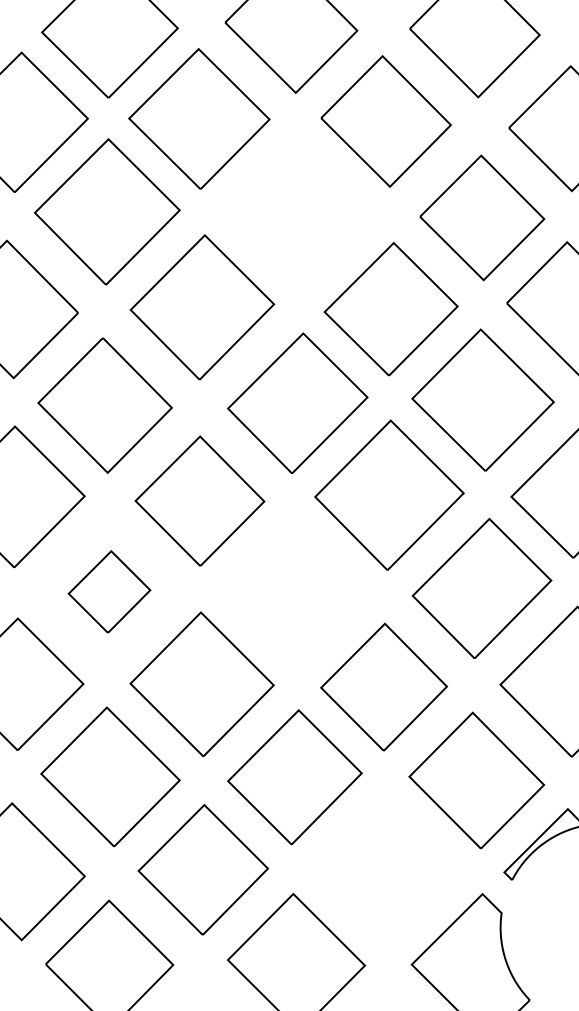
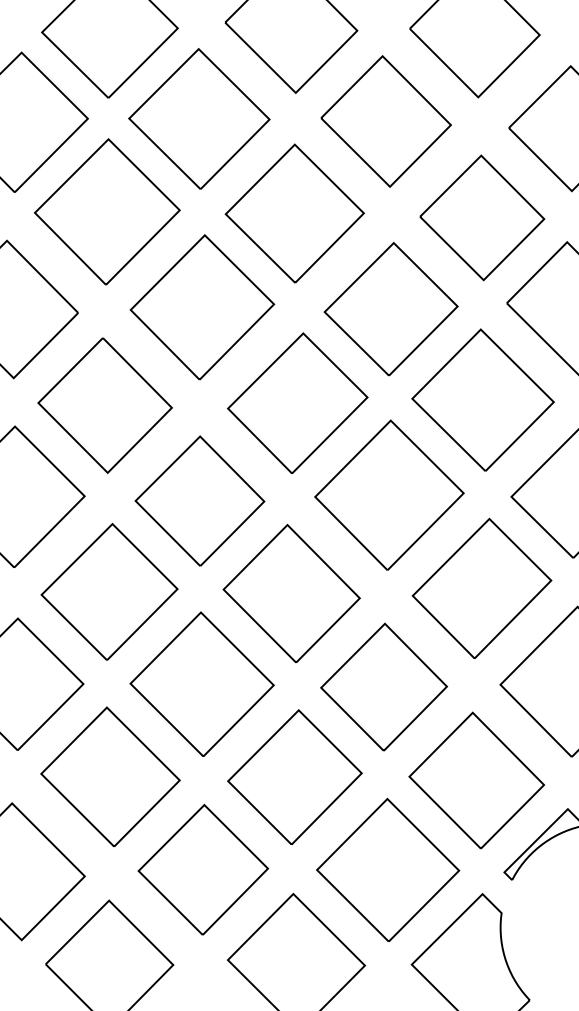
part: none -> present (294, 213)
part size: 85x84 px -> 139x138 px (109, 591)
part: none -> present (291, 593)
part: none -> present (388, 869)
